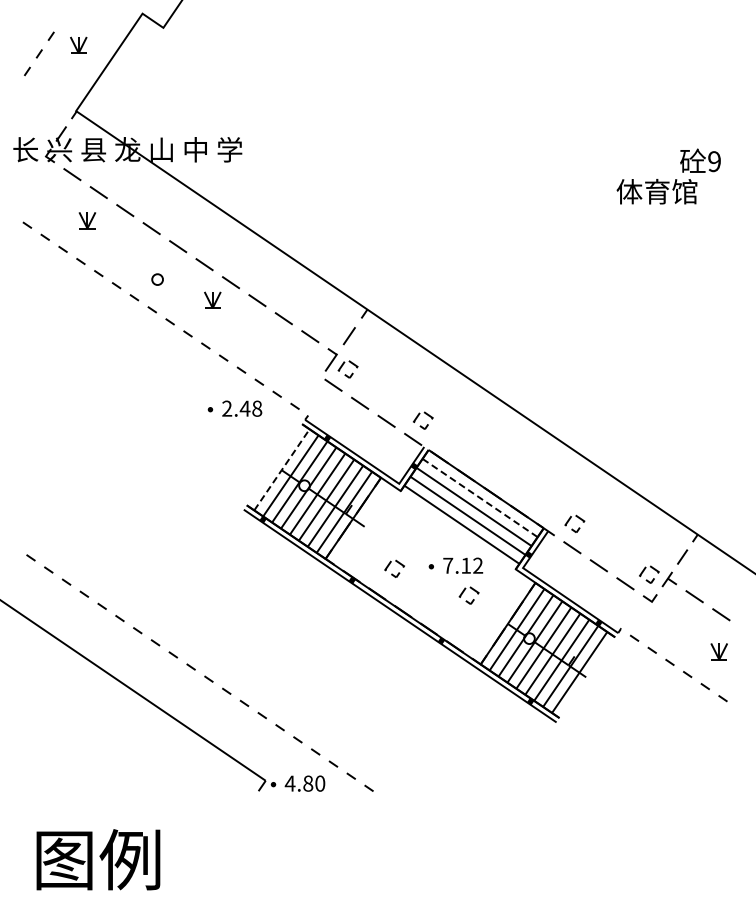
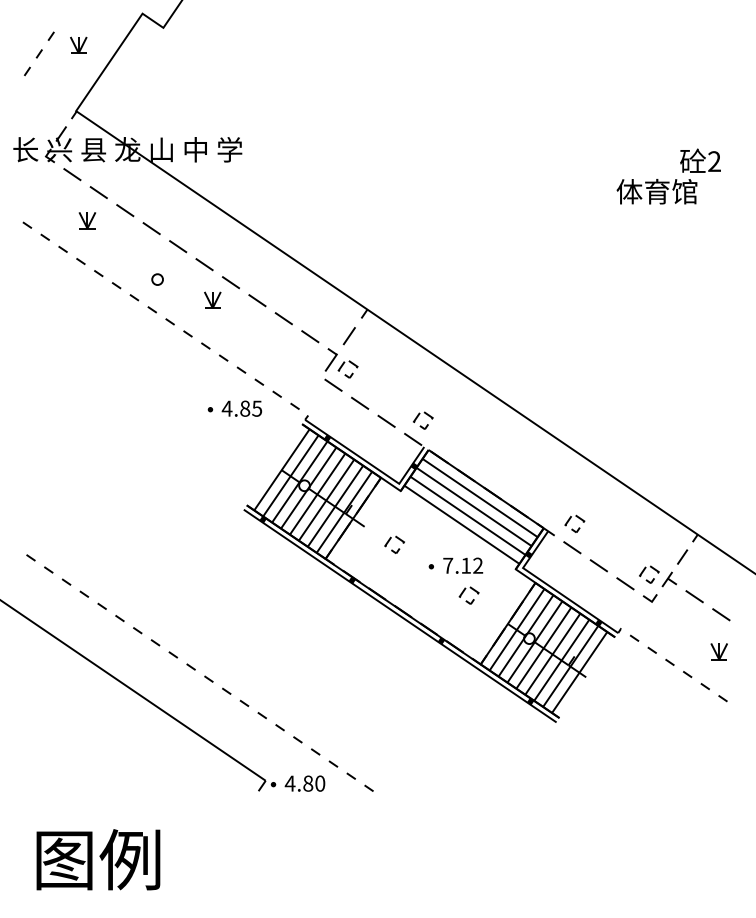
text: 9 -> 2 (714, 161)
text: 2.48 -> 4.85 (241, 408)
line: dashed -> solid (281, 470)
line: dashed -> solid (480, 498)
part position: (394, 568) -> (394, 544) (394, 544)
